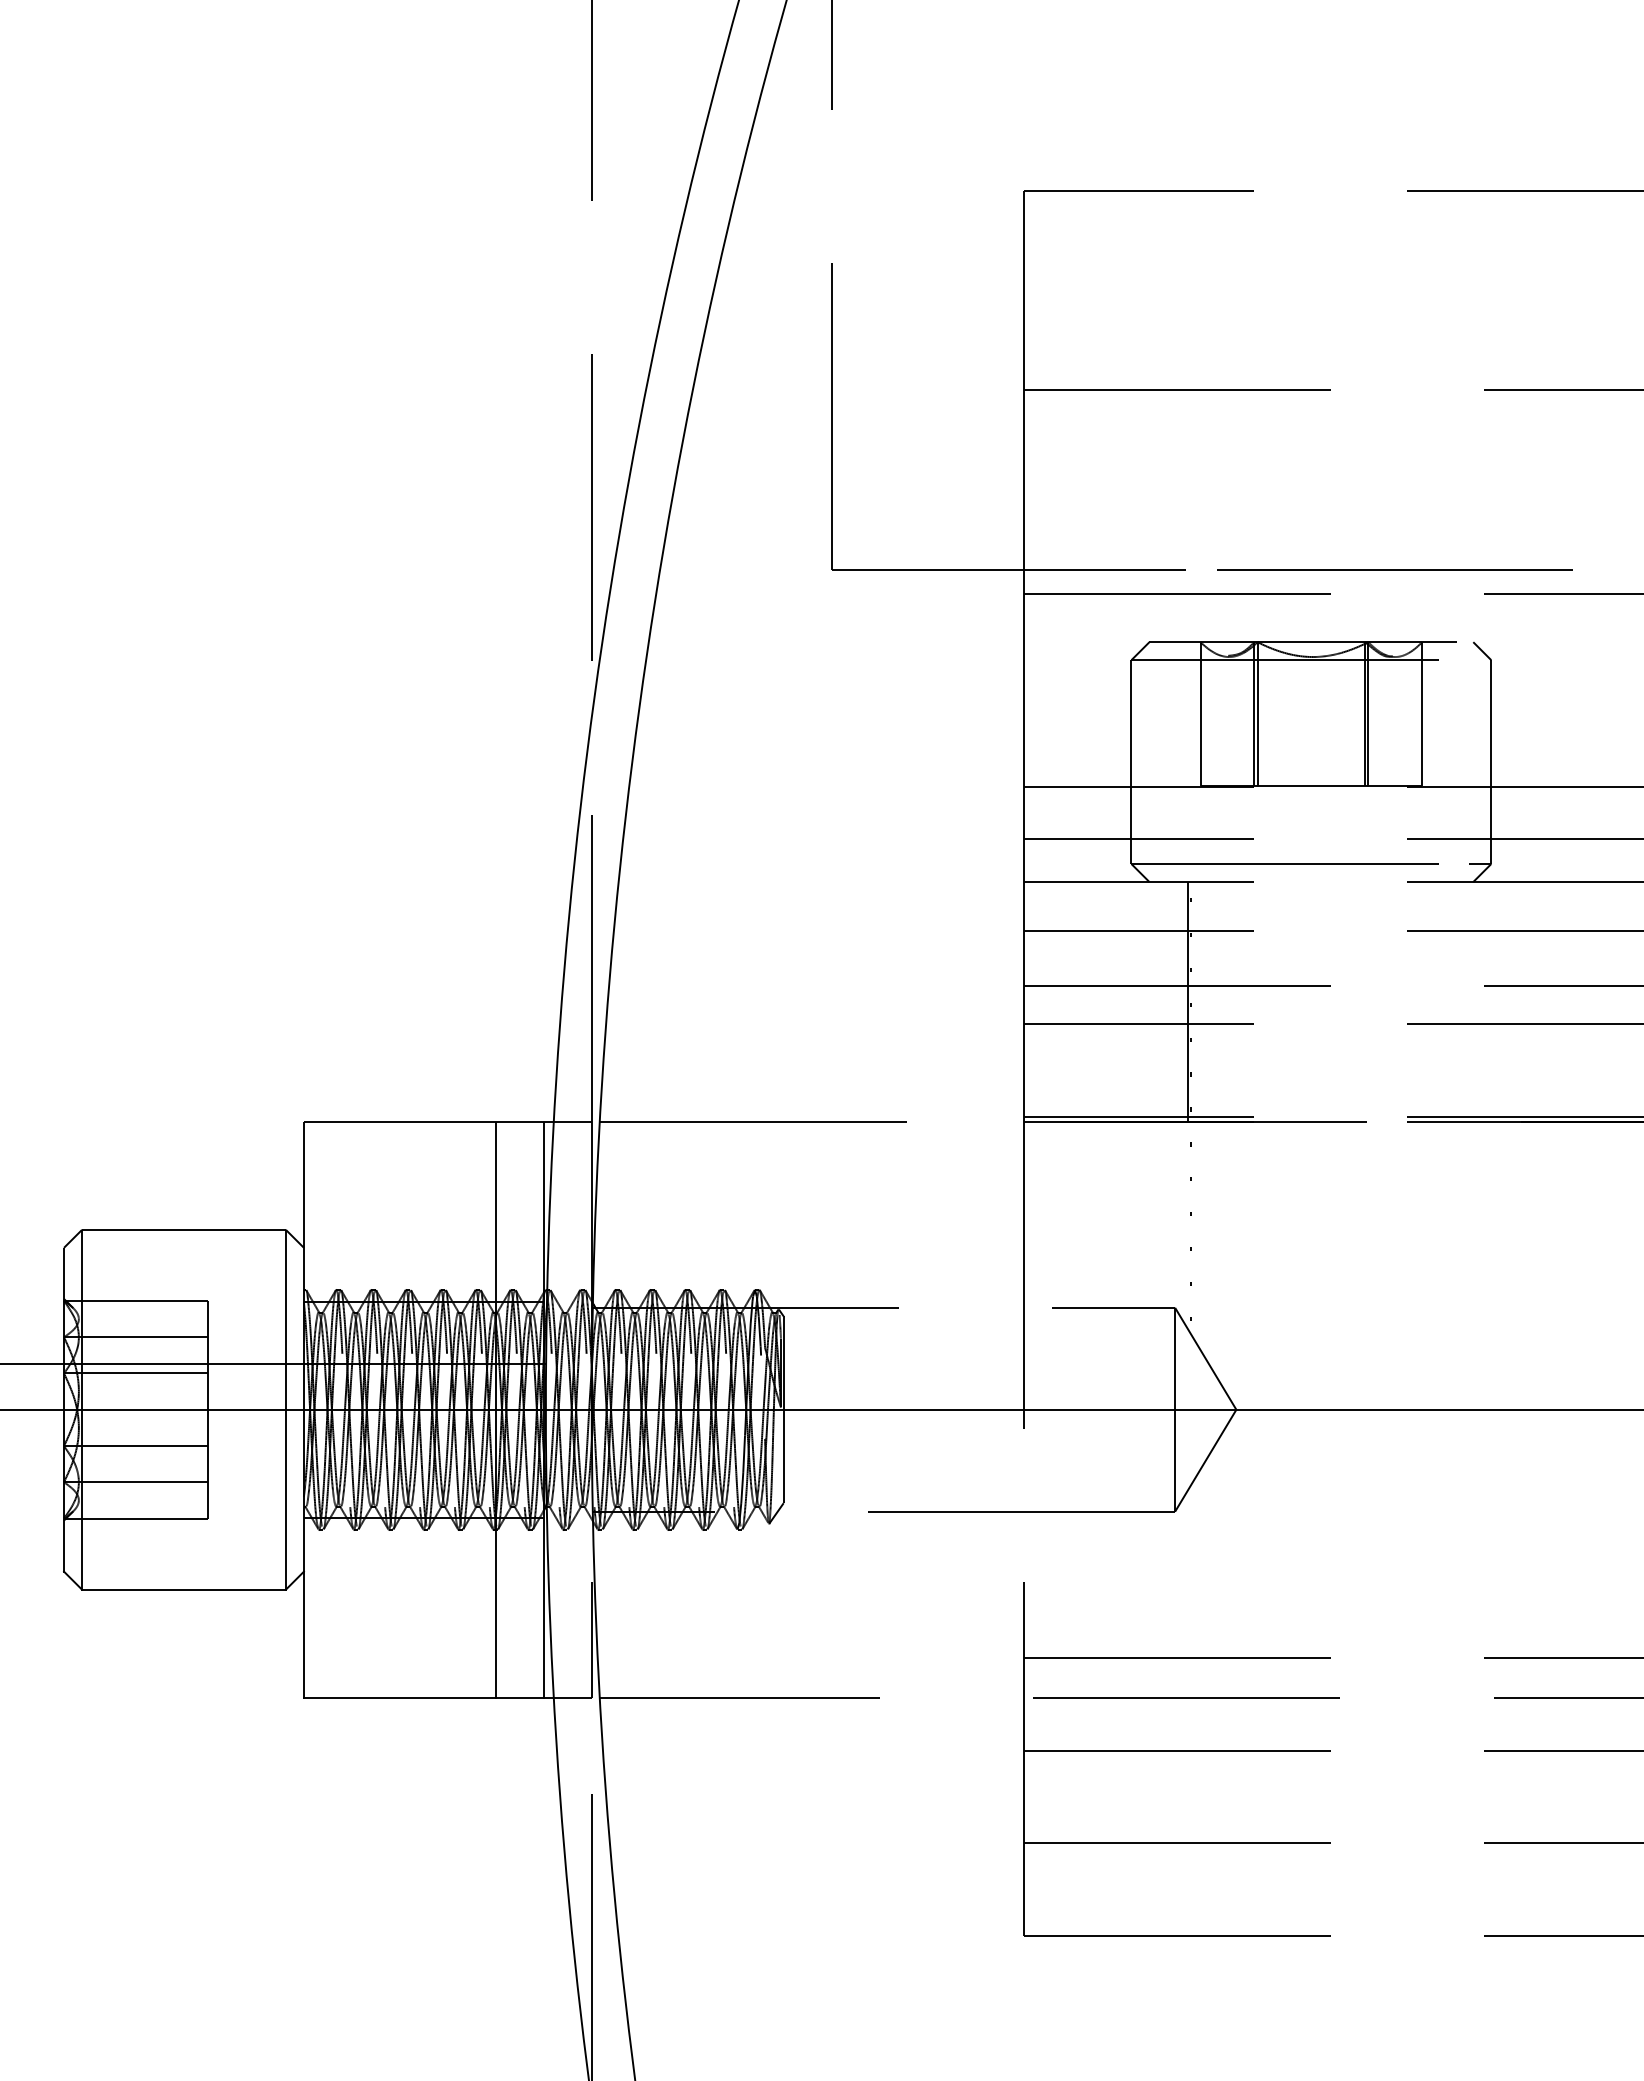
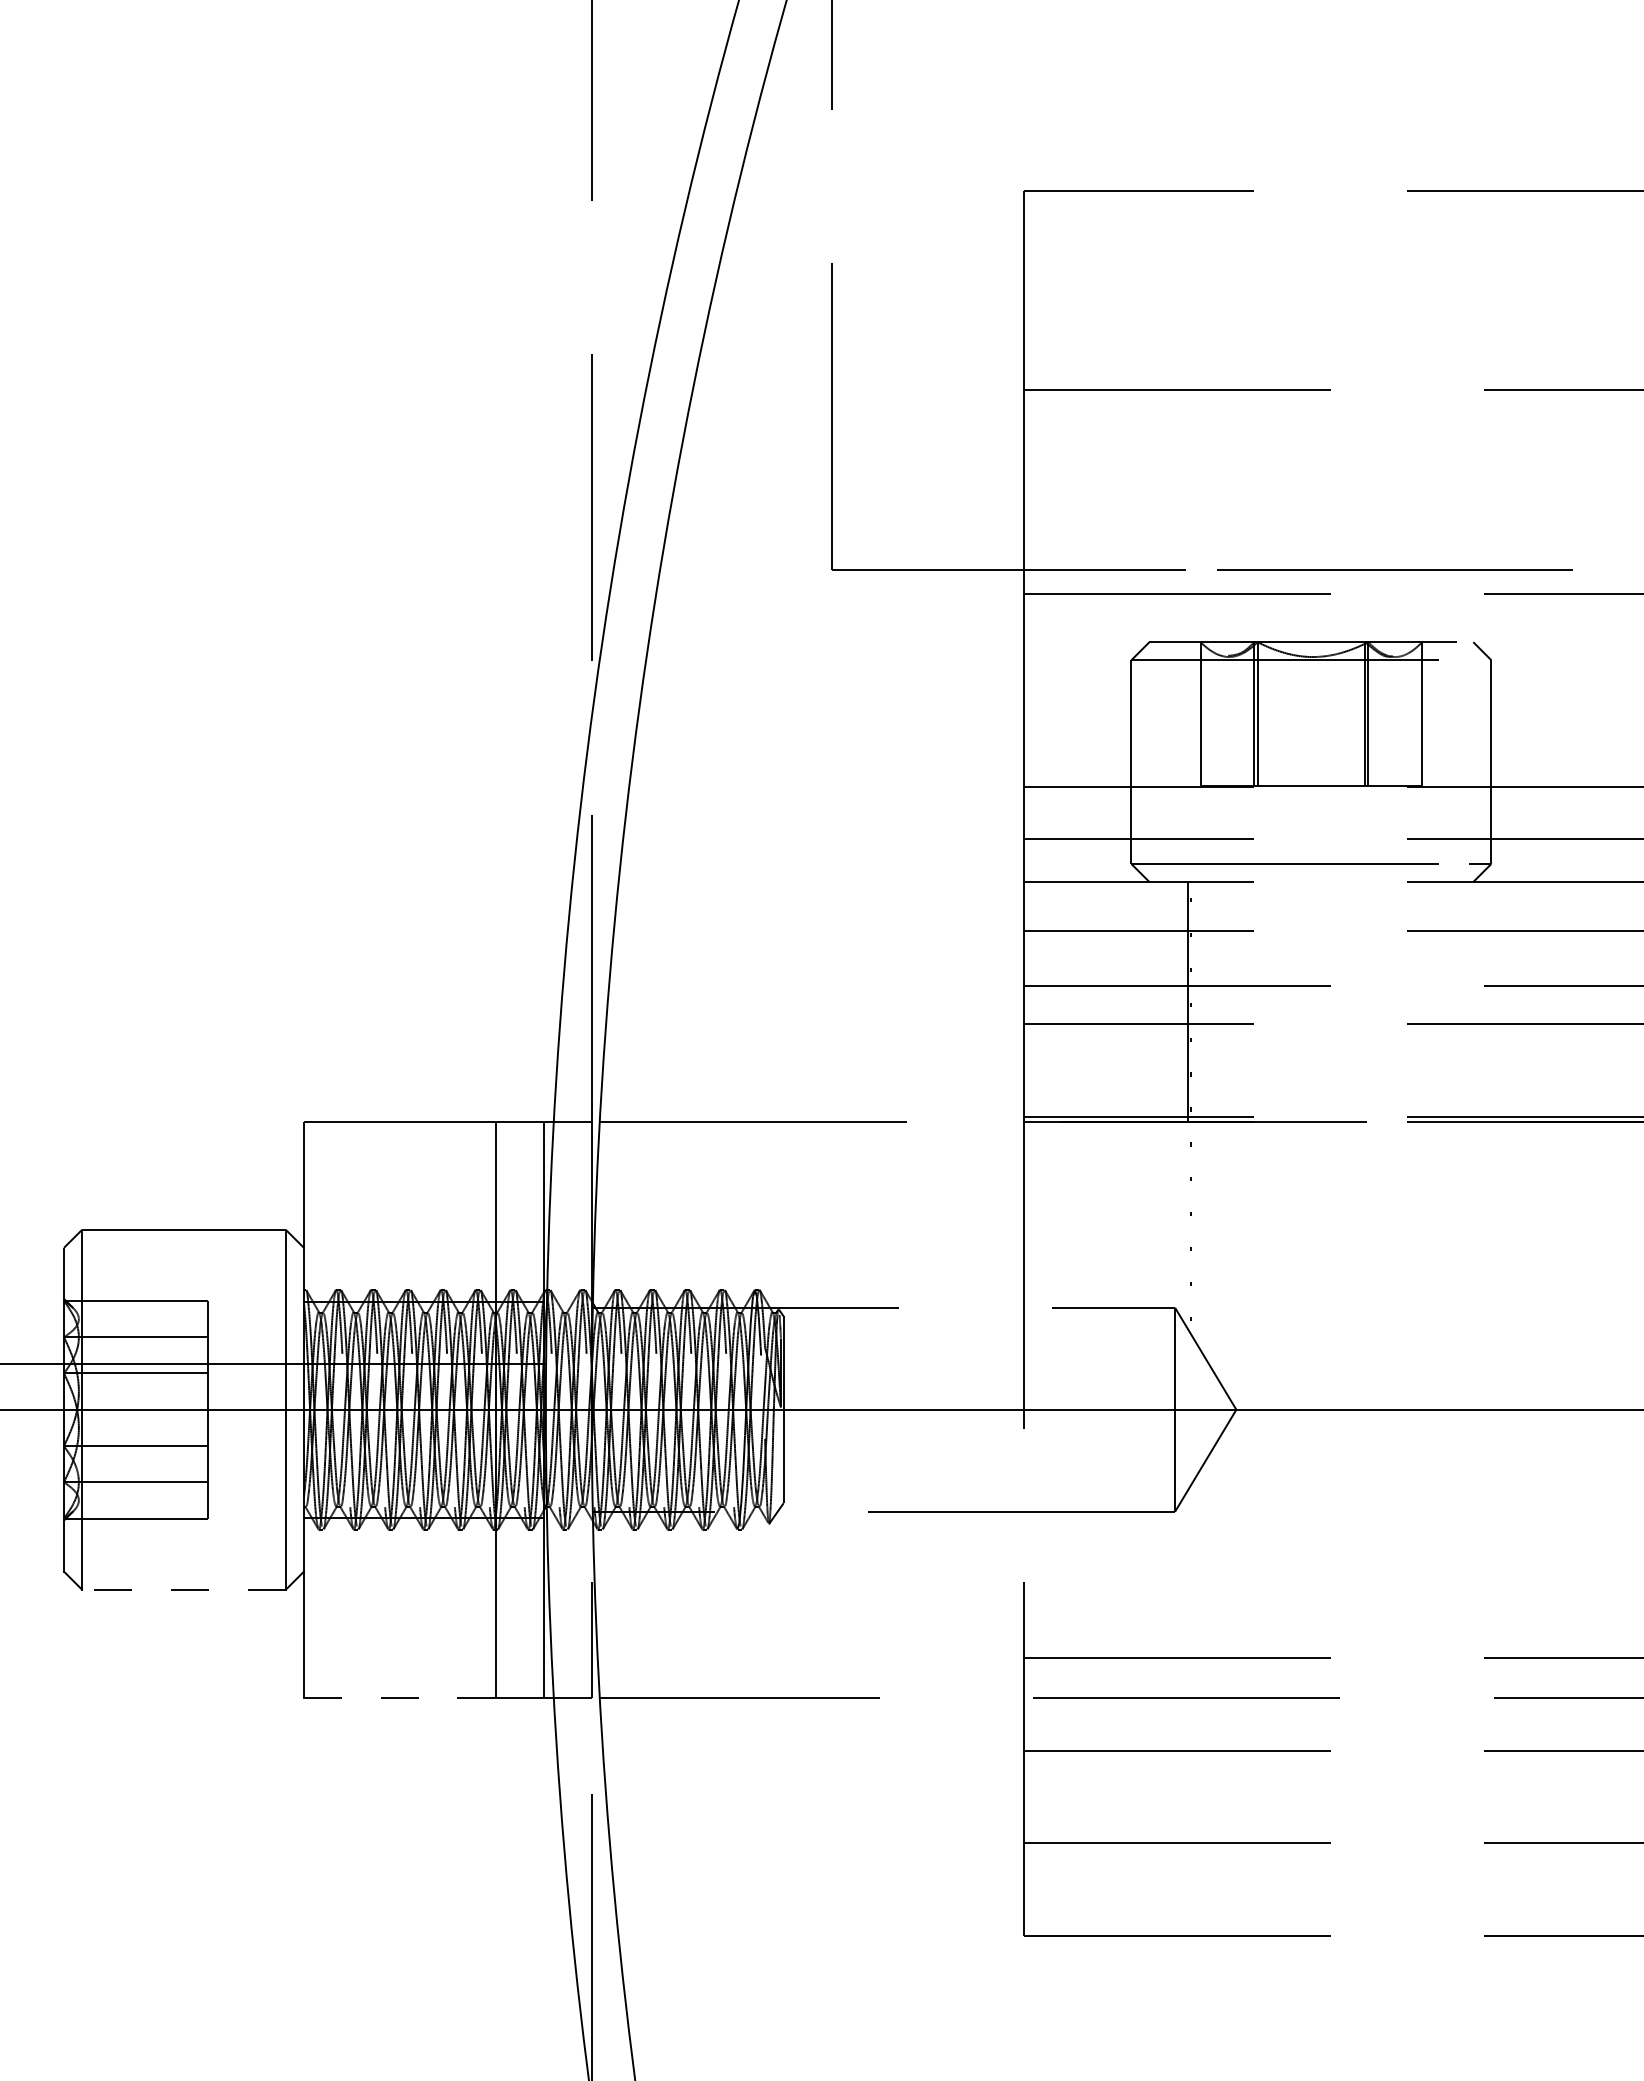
line: solid -> dashed (183, 1589)
line: solid -> dashed (399, 1697)
